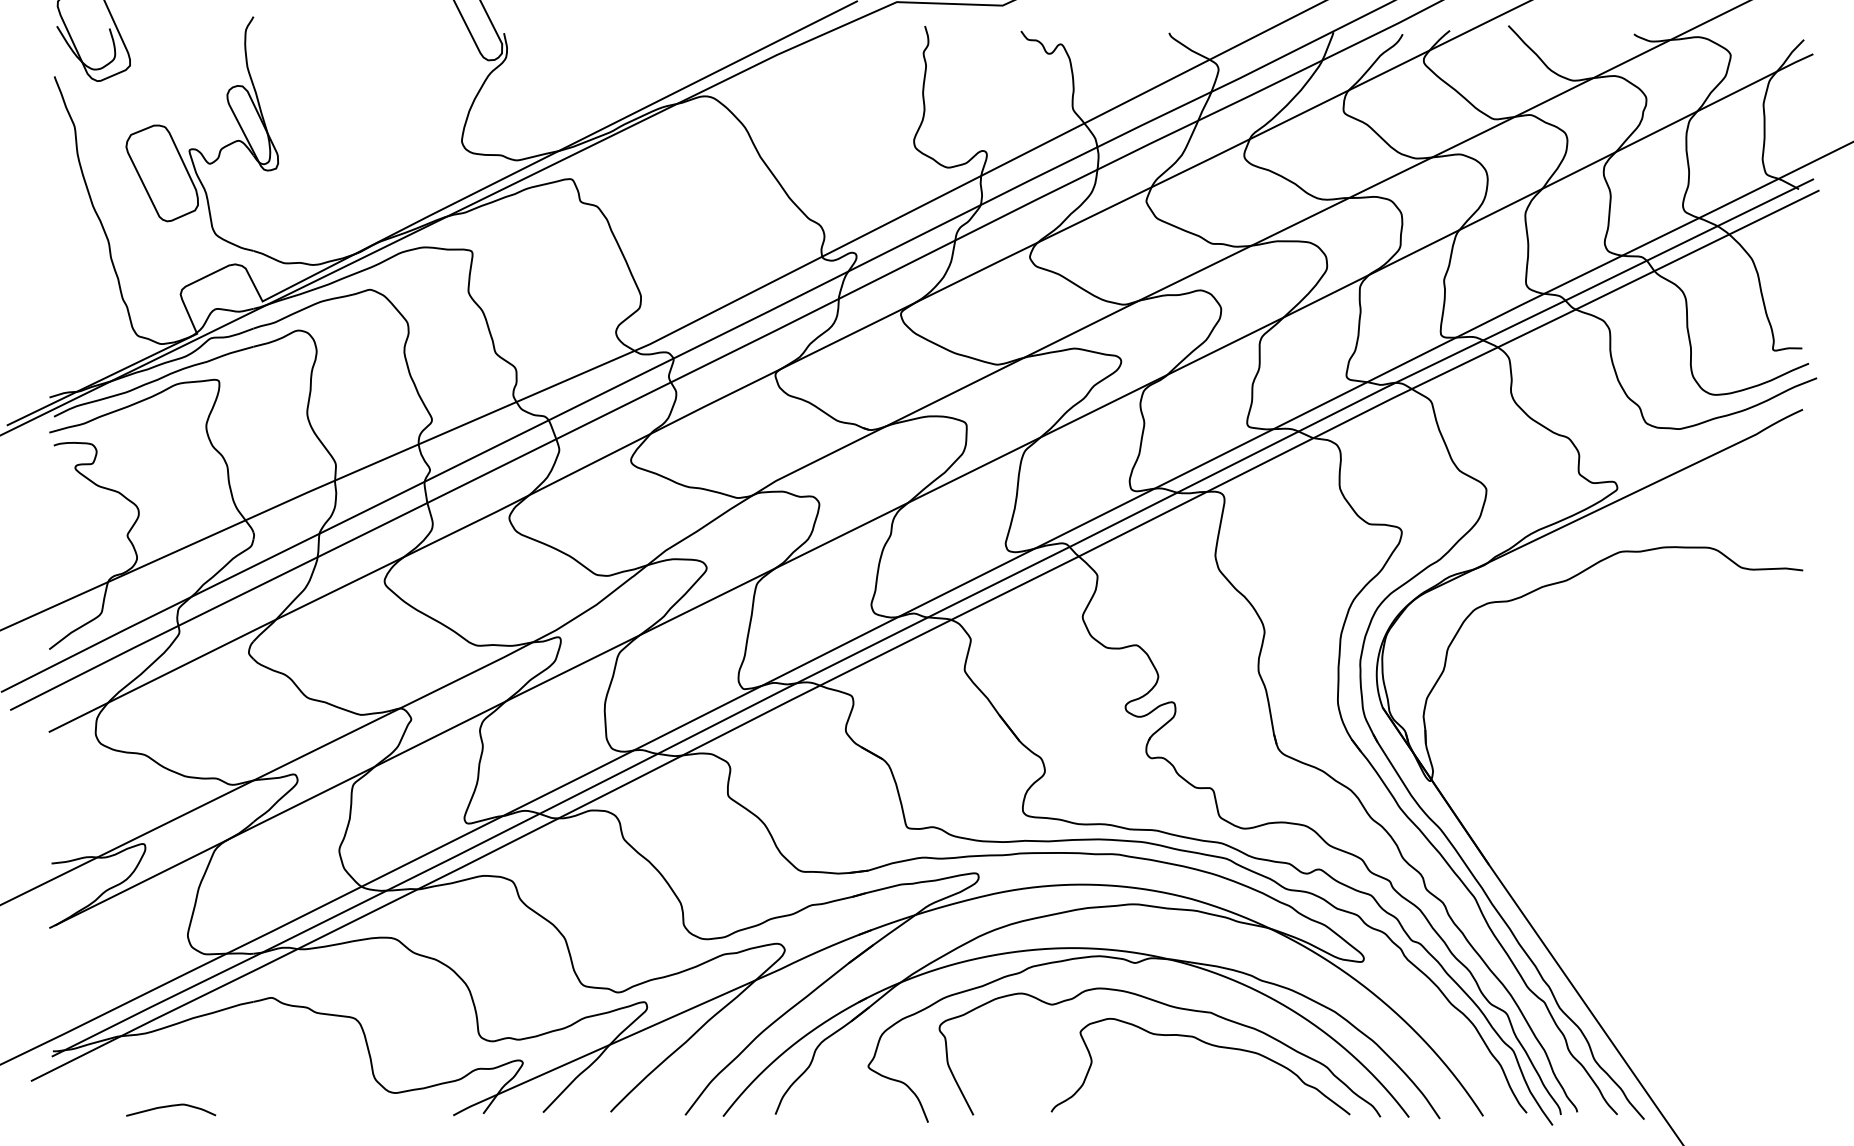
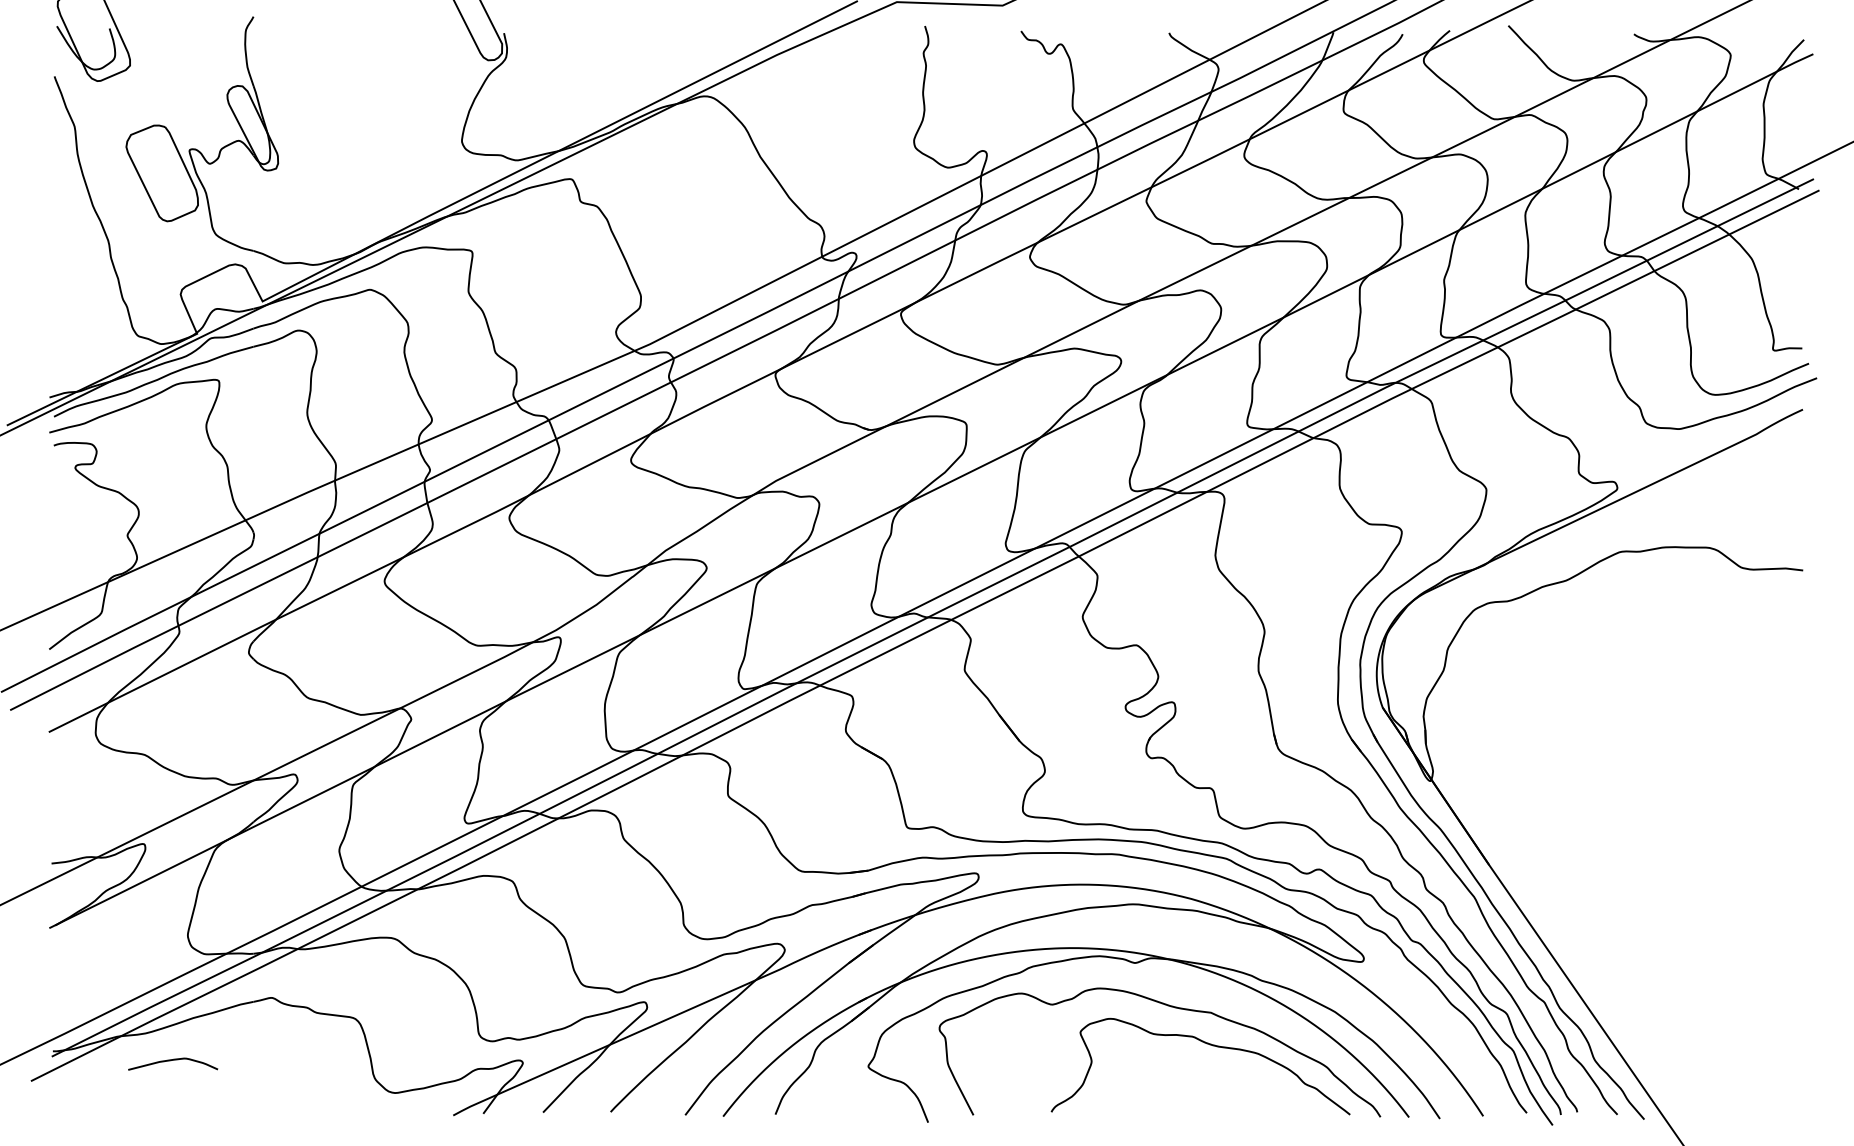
curve position: (171, 1106) -> (173, 1060) (173, 1060)
